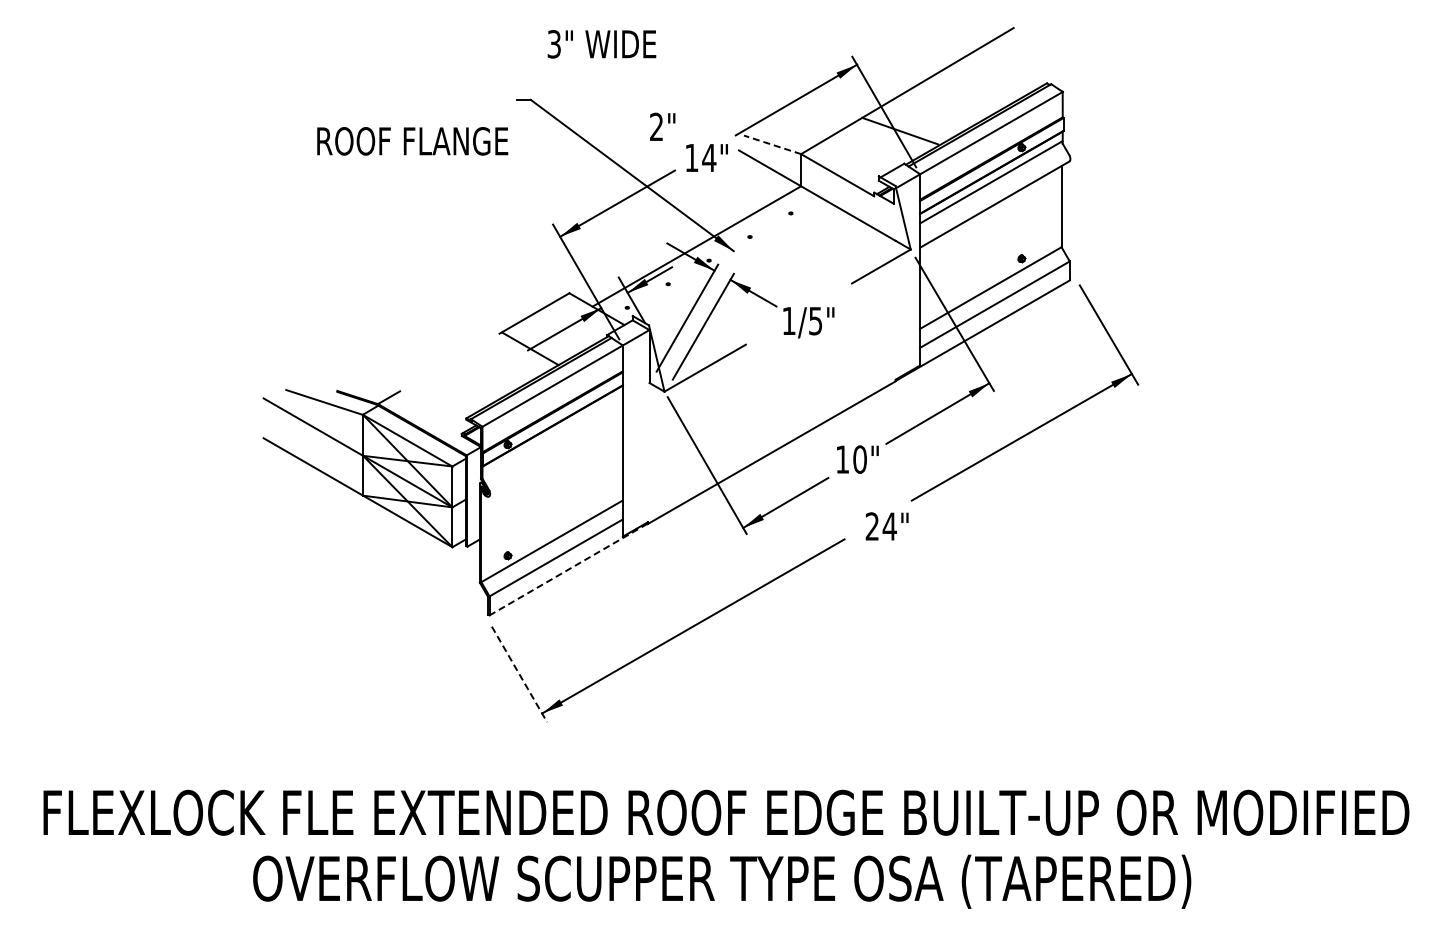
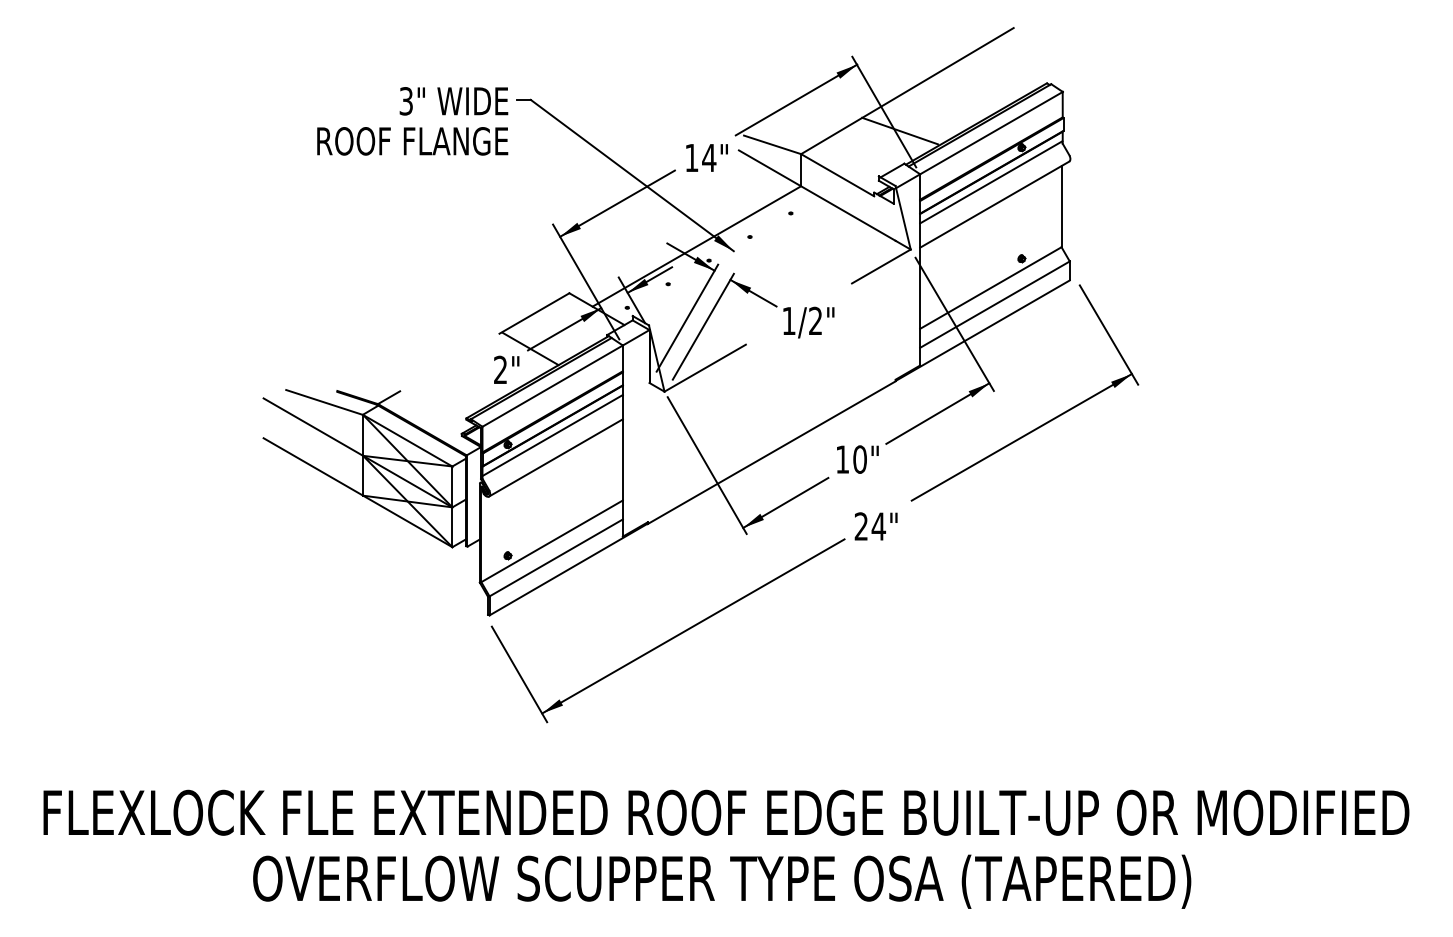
text position: (601, 44) -> (453, 101) (453, 101)
text position: (662, 126) -> (506, 369) (506, 369)
line: dashed -> solid (772, 144)
text: 1/5" -> 1/2" (815, 320)
line: none -> present (552, 435)
line: none -> present (555, 457)
text position: (886, 526) -> (875, 526) (875, 526)
line: dashed -> solid (568, 569)
line: dashed -> solid (519, 674)
